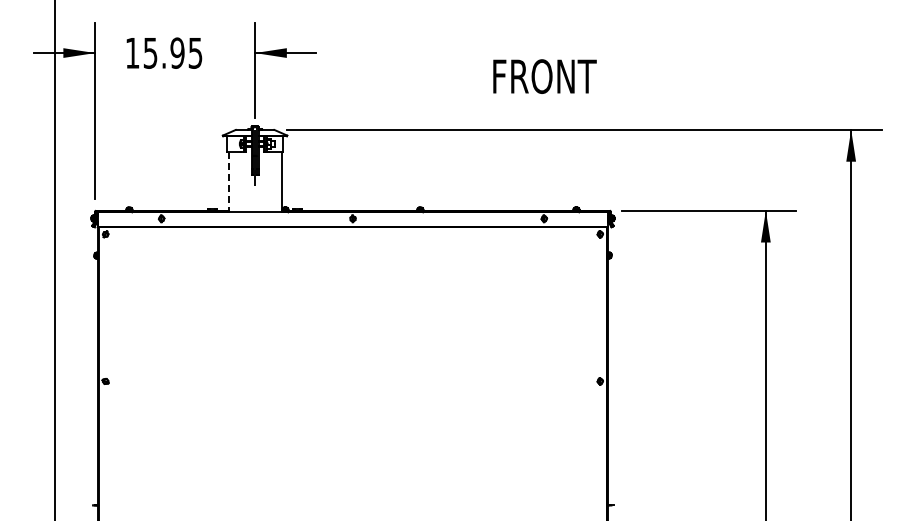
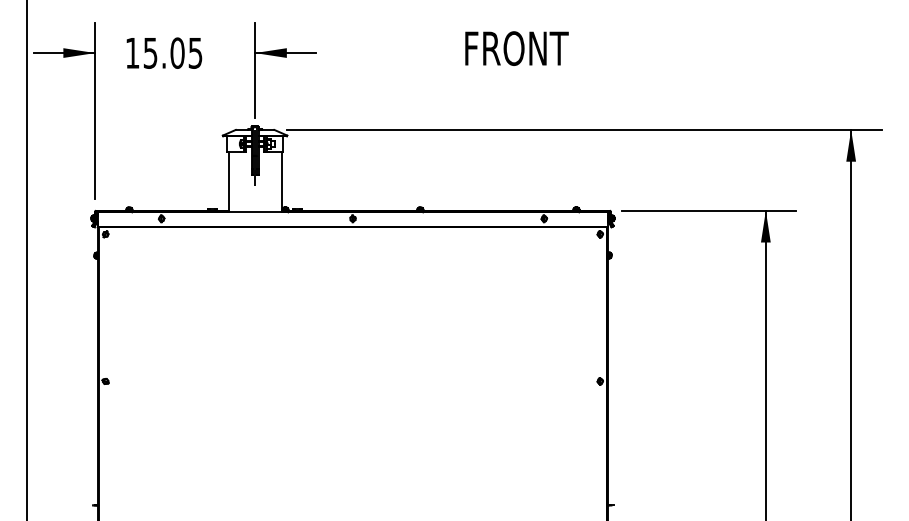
text: 15.95 -> 15.05 (177, 52)
text position: (544, 76) -> (516, 48) (516, 48)
line: dashed -> solid (228, 182)
line position: (55, 259) -> (27, 259) (27, 259)
